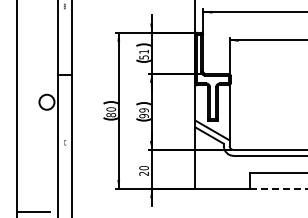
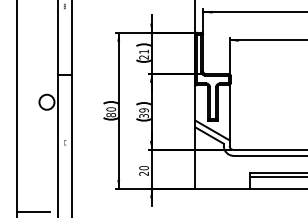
text: 51 -> 21 (143, 57)
text: 99 -> 39 (143, 116)
line: none -> present (277, 176)
line: dashed -> solid (279, 189)
